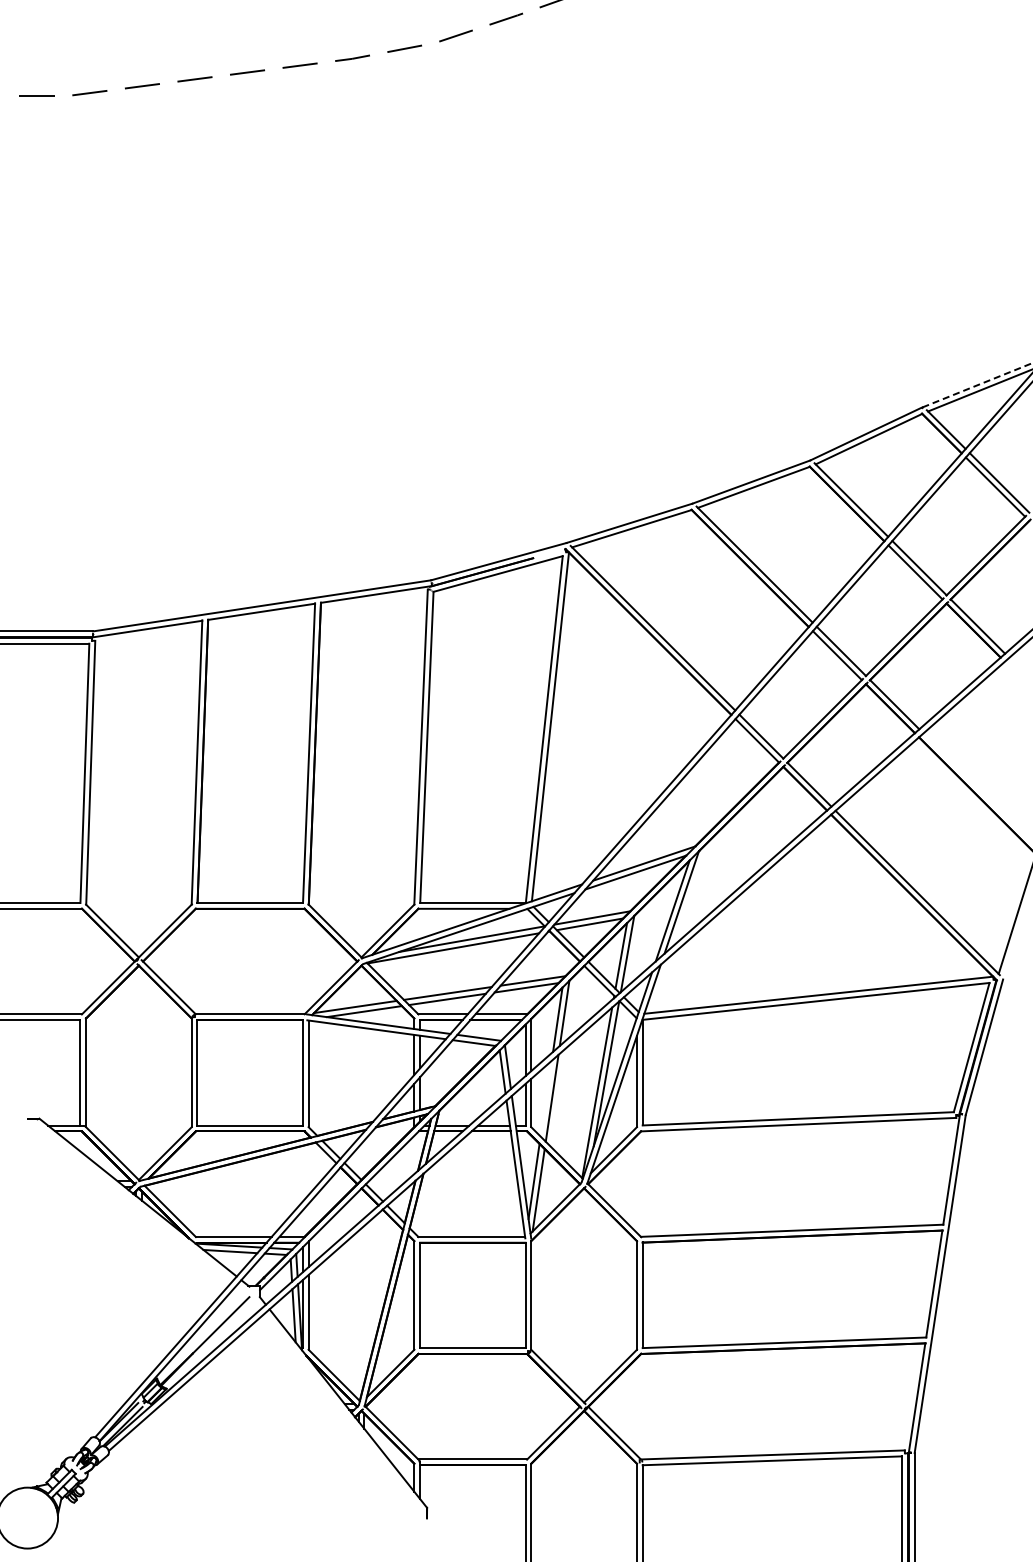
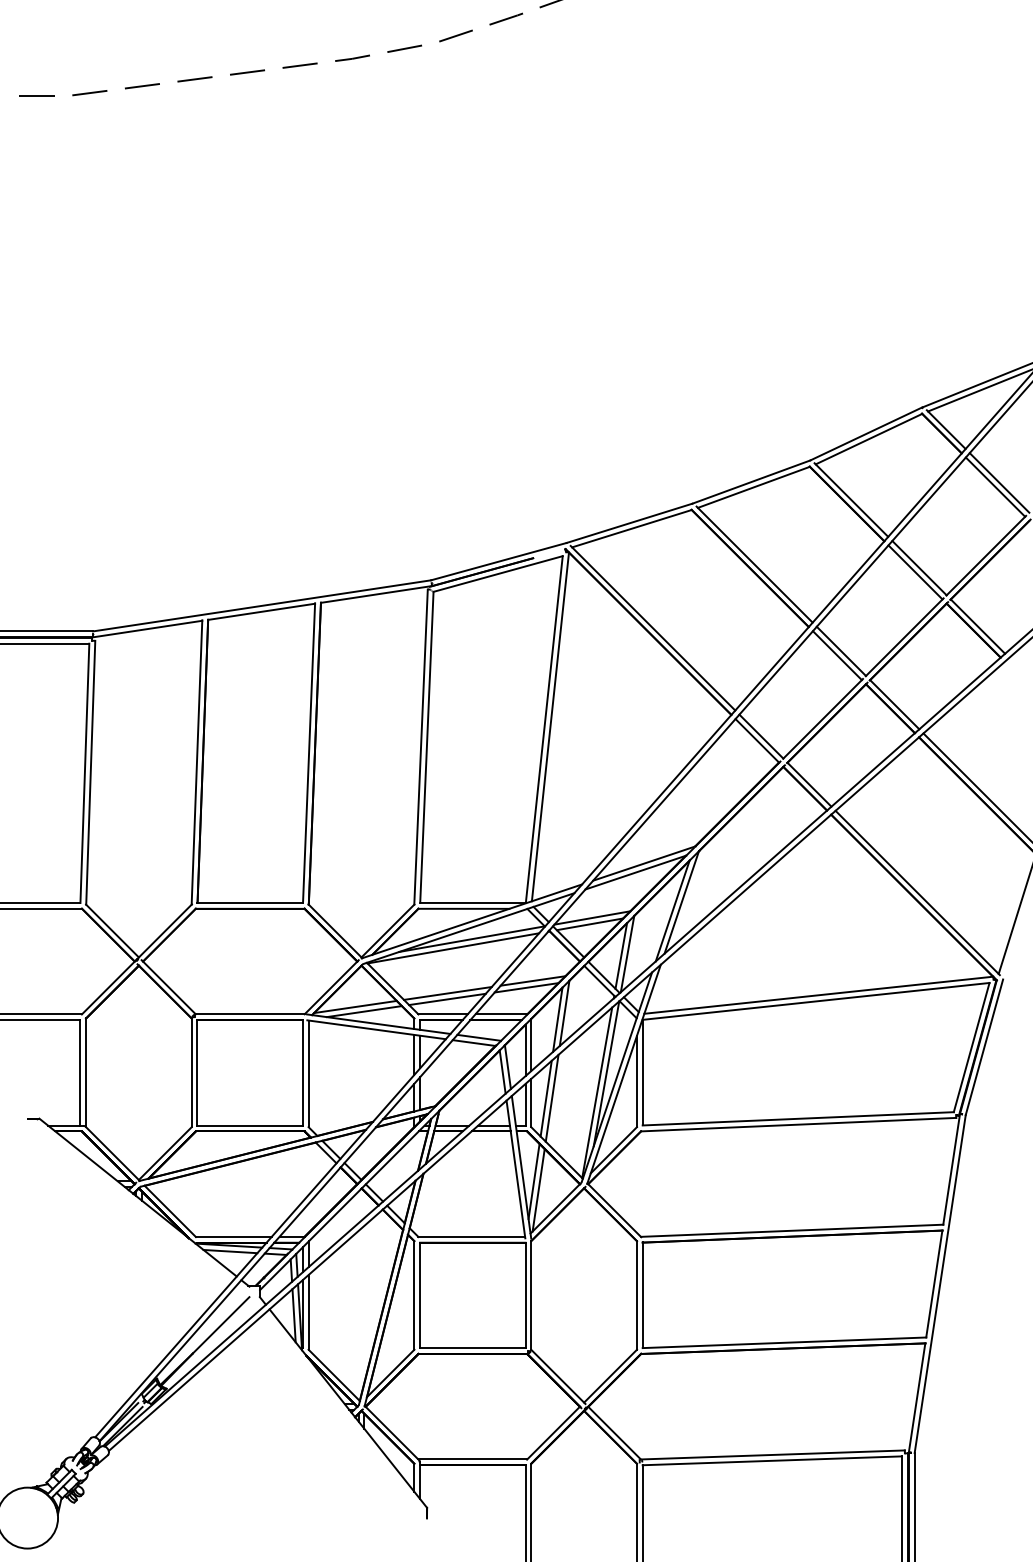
line: dashed -> solid (977, 385)
line: none -> present (976, 786)
line: none -> present (545, 1098)
